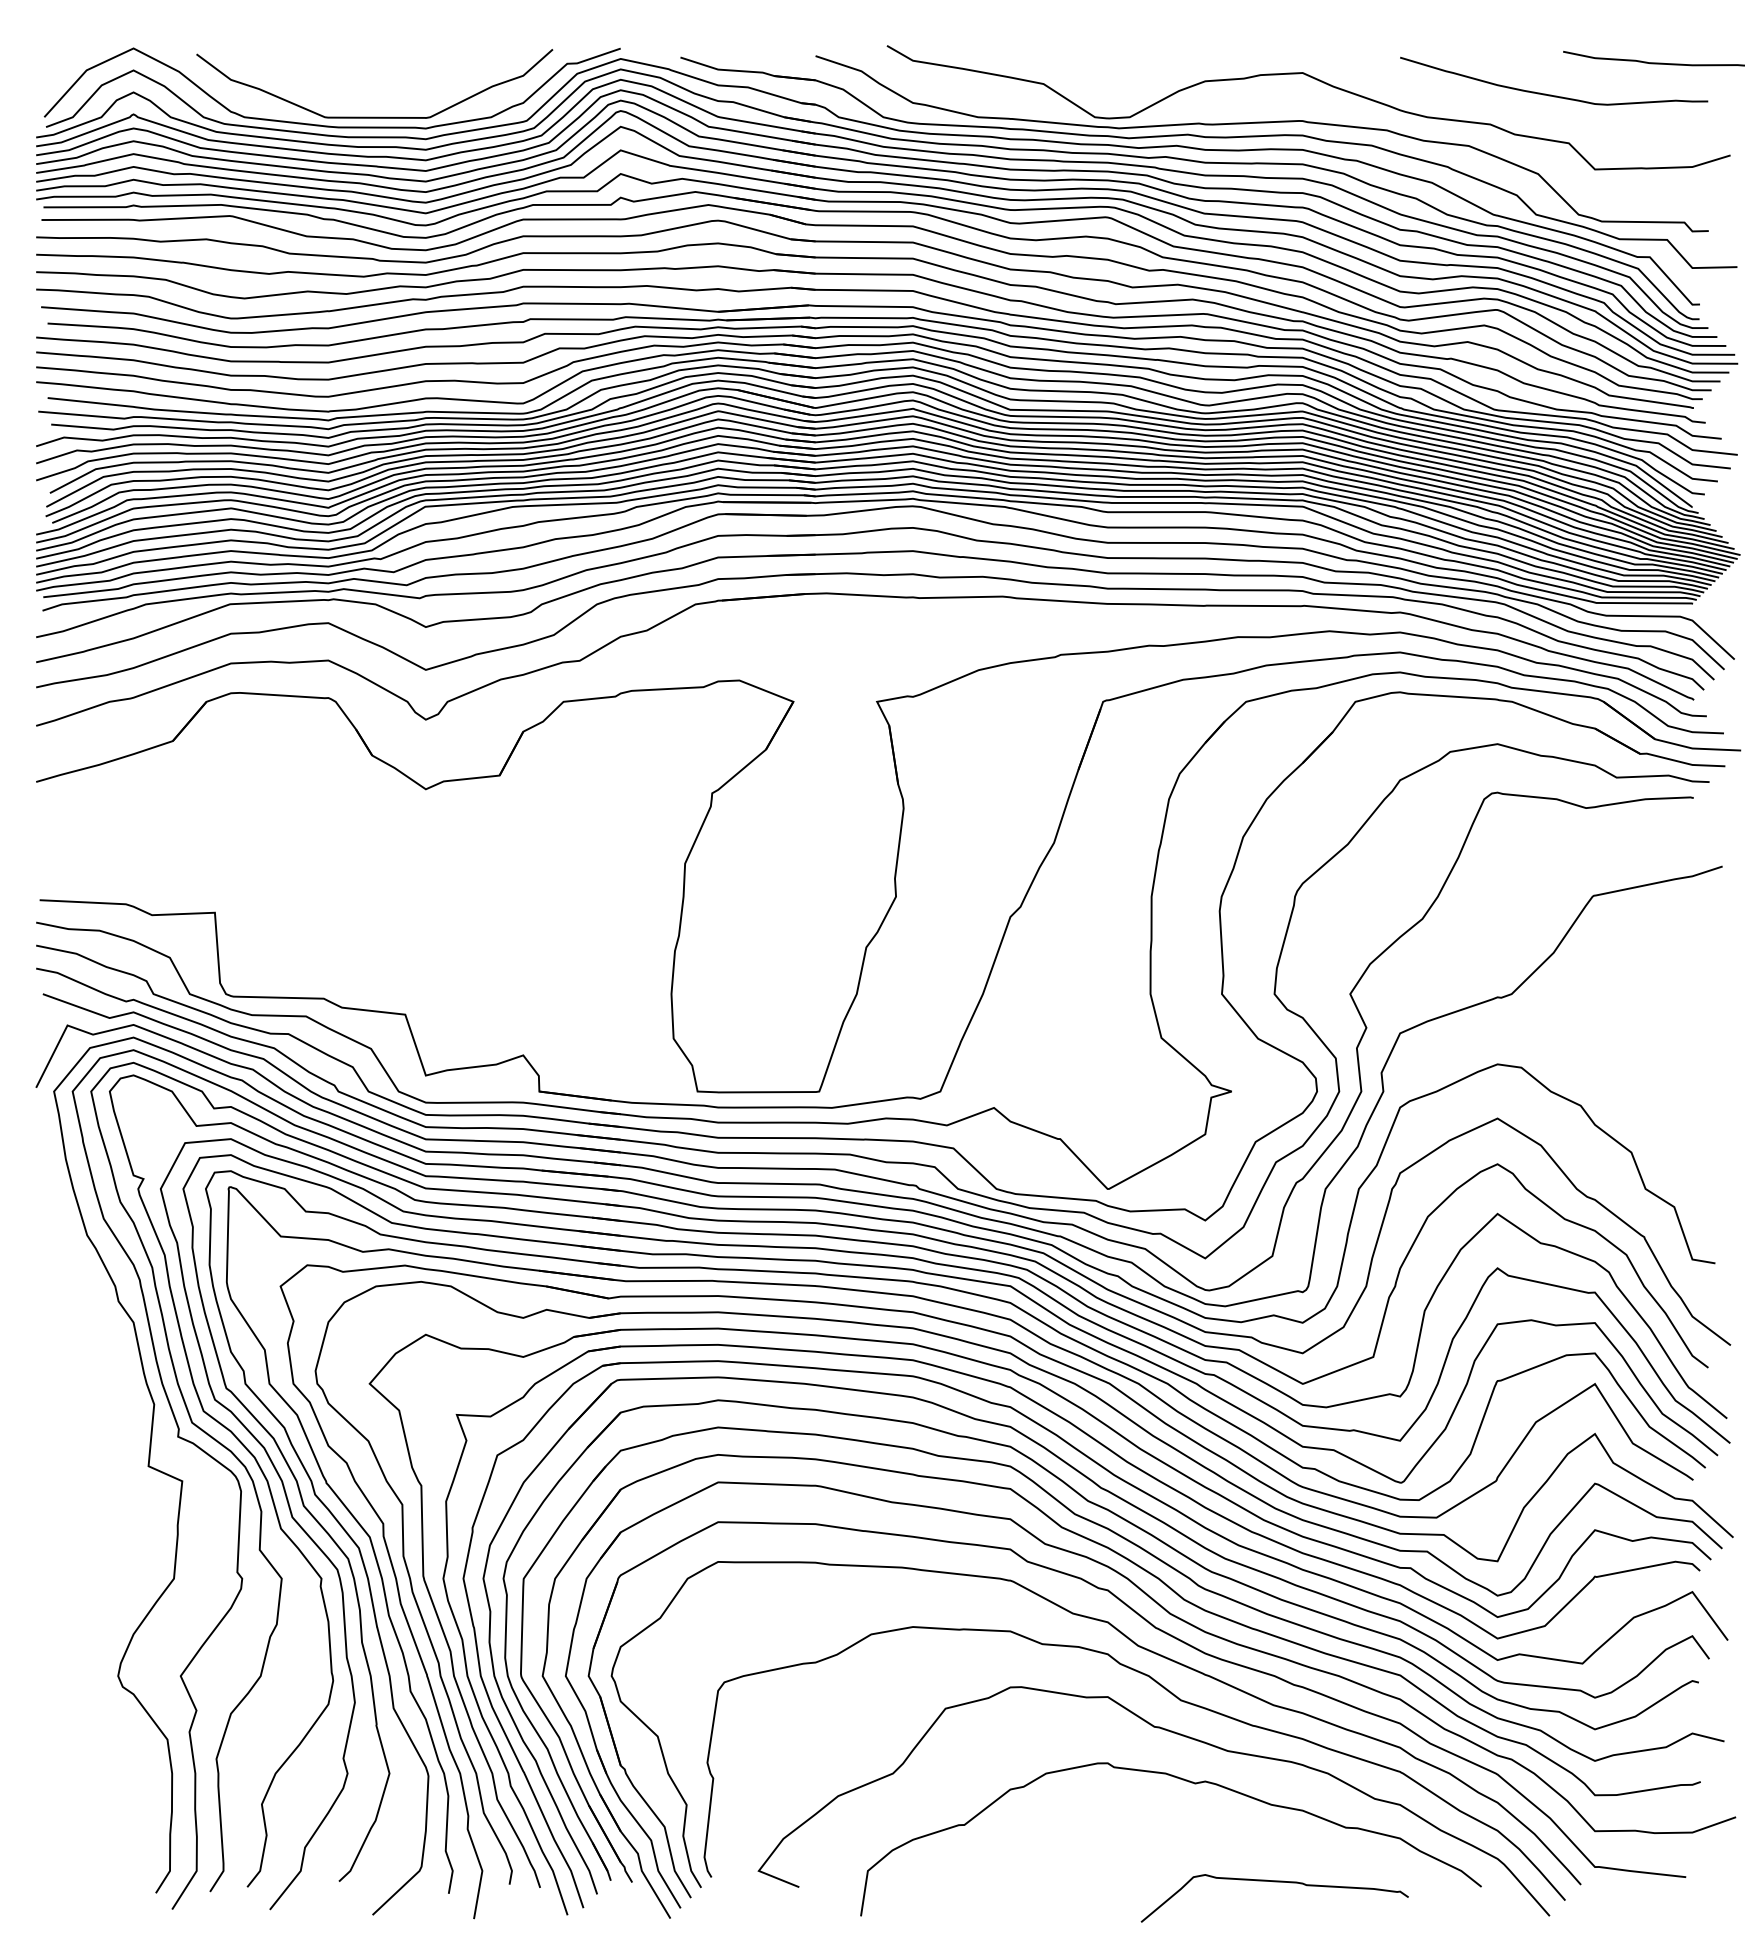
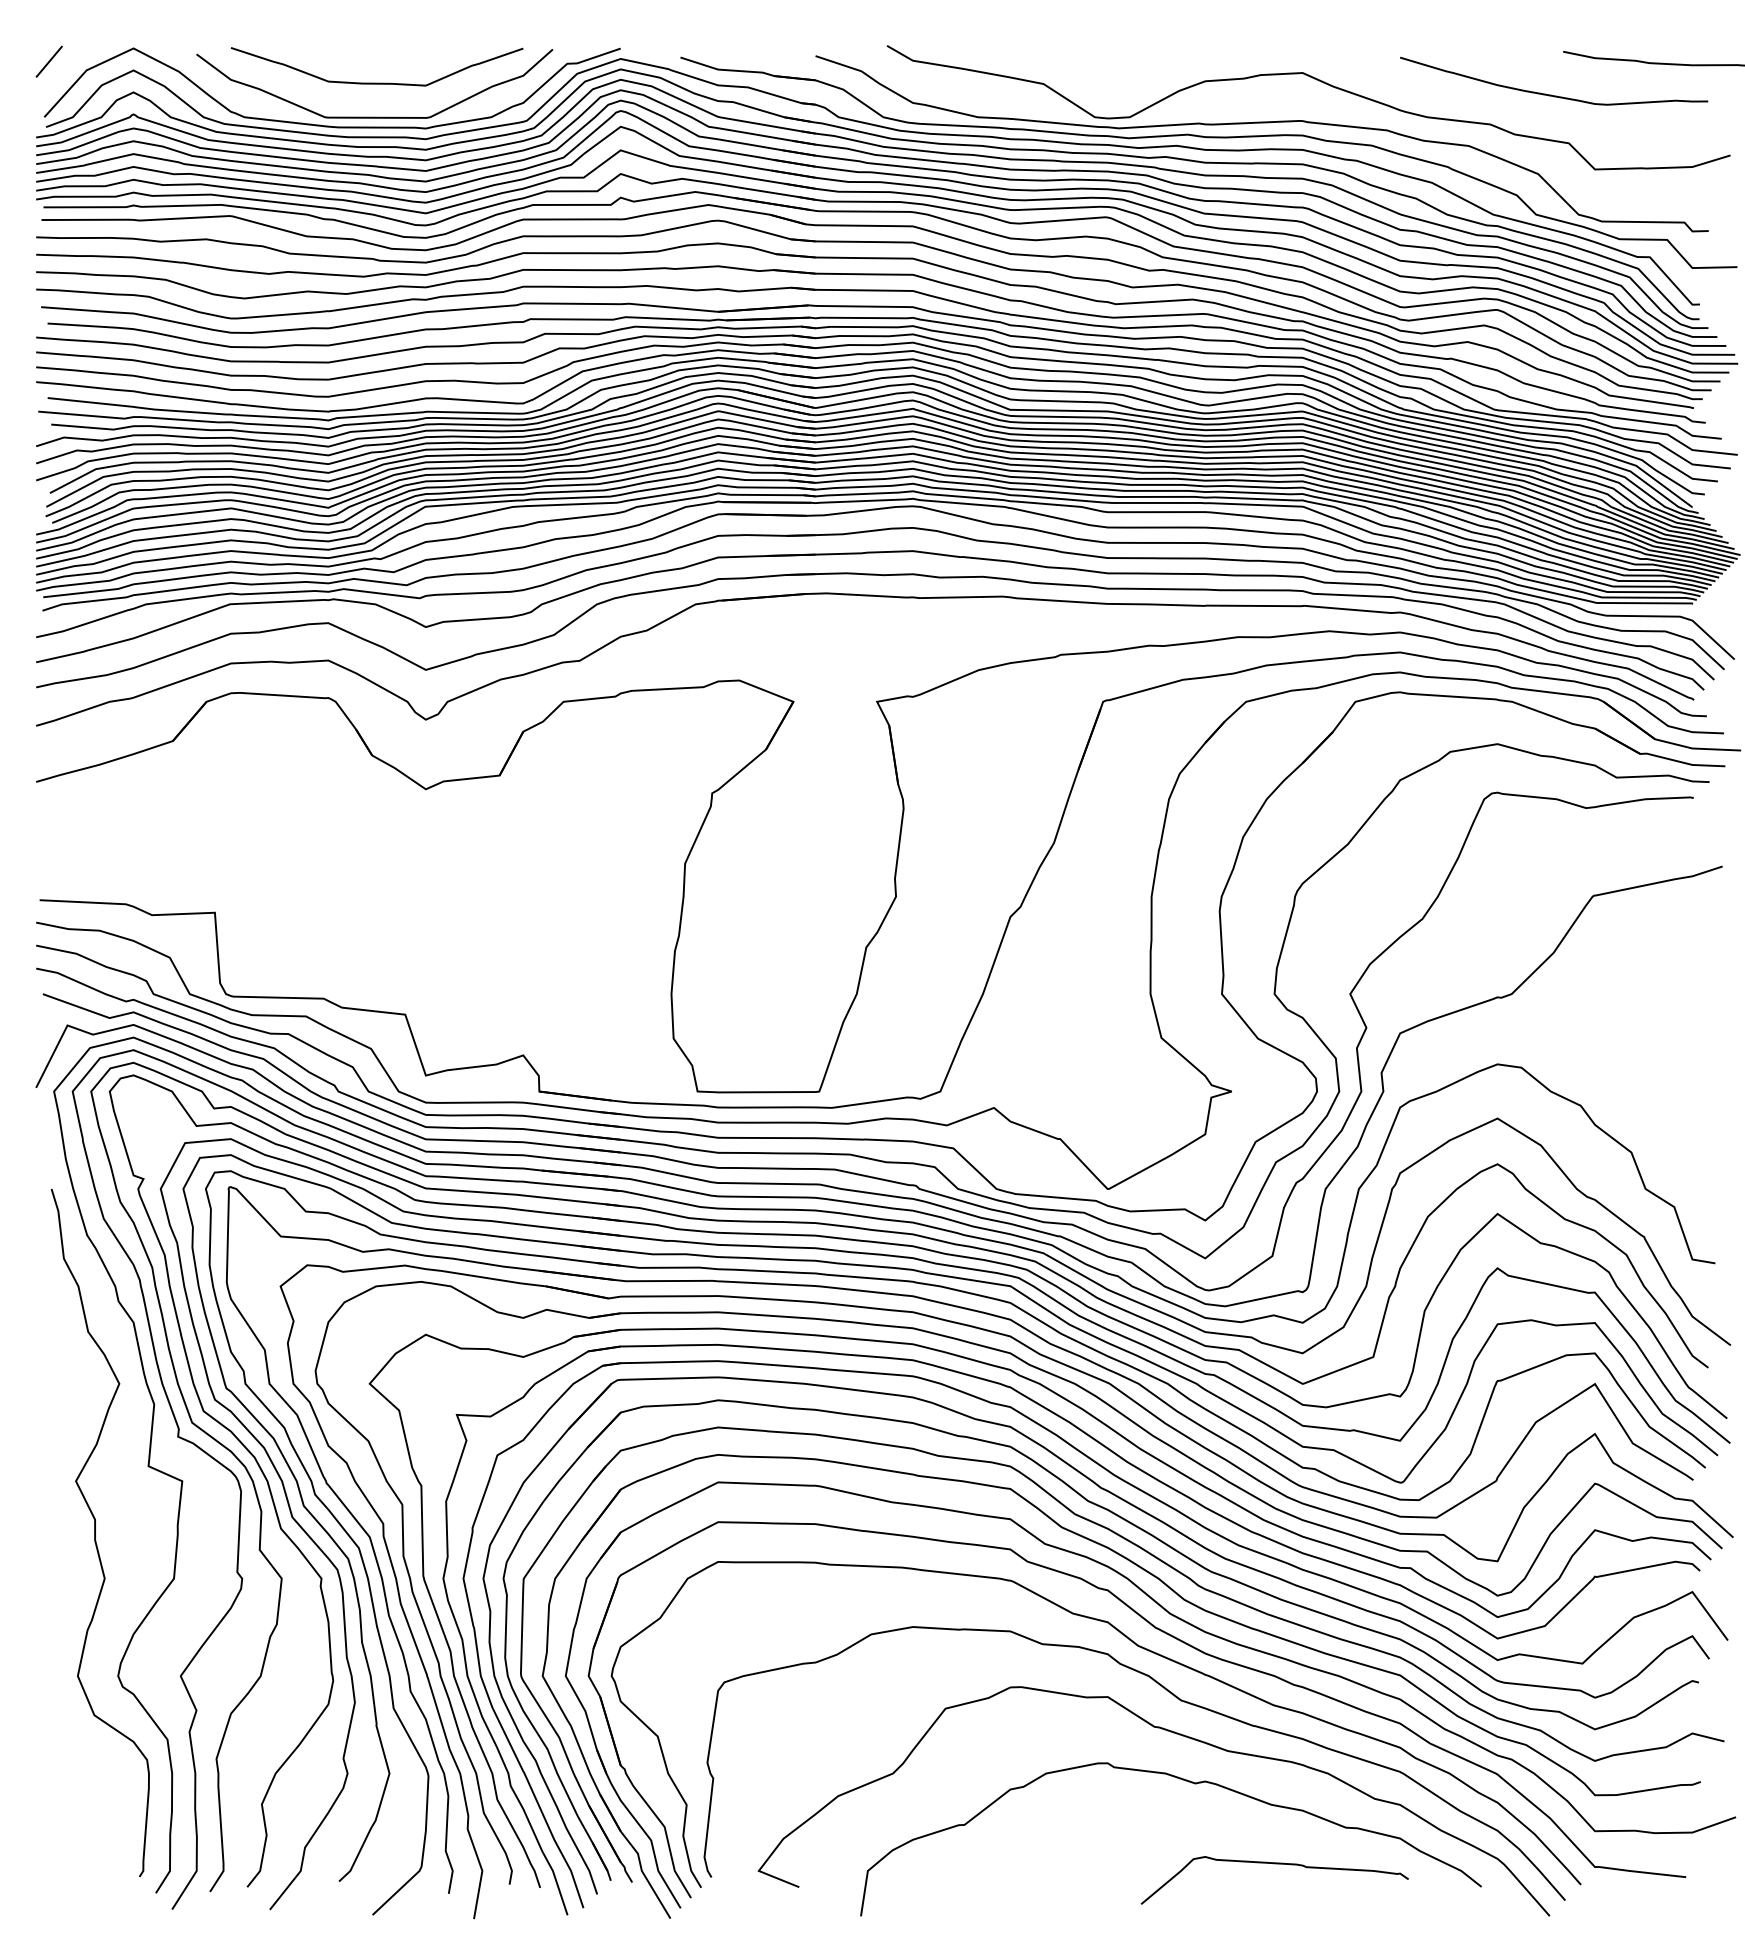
line: none -> present (48, 61)
curve: none -> present (376, 82)
curve: none -> present (95, 1532)
curve position: (1274, 1882) -> (1274, 1864) (1274, 1864)
